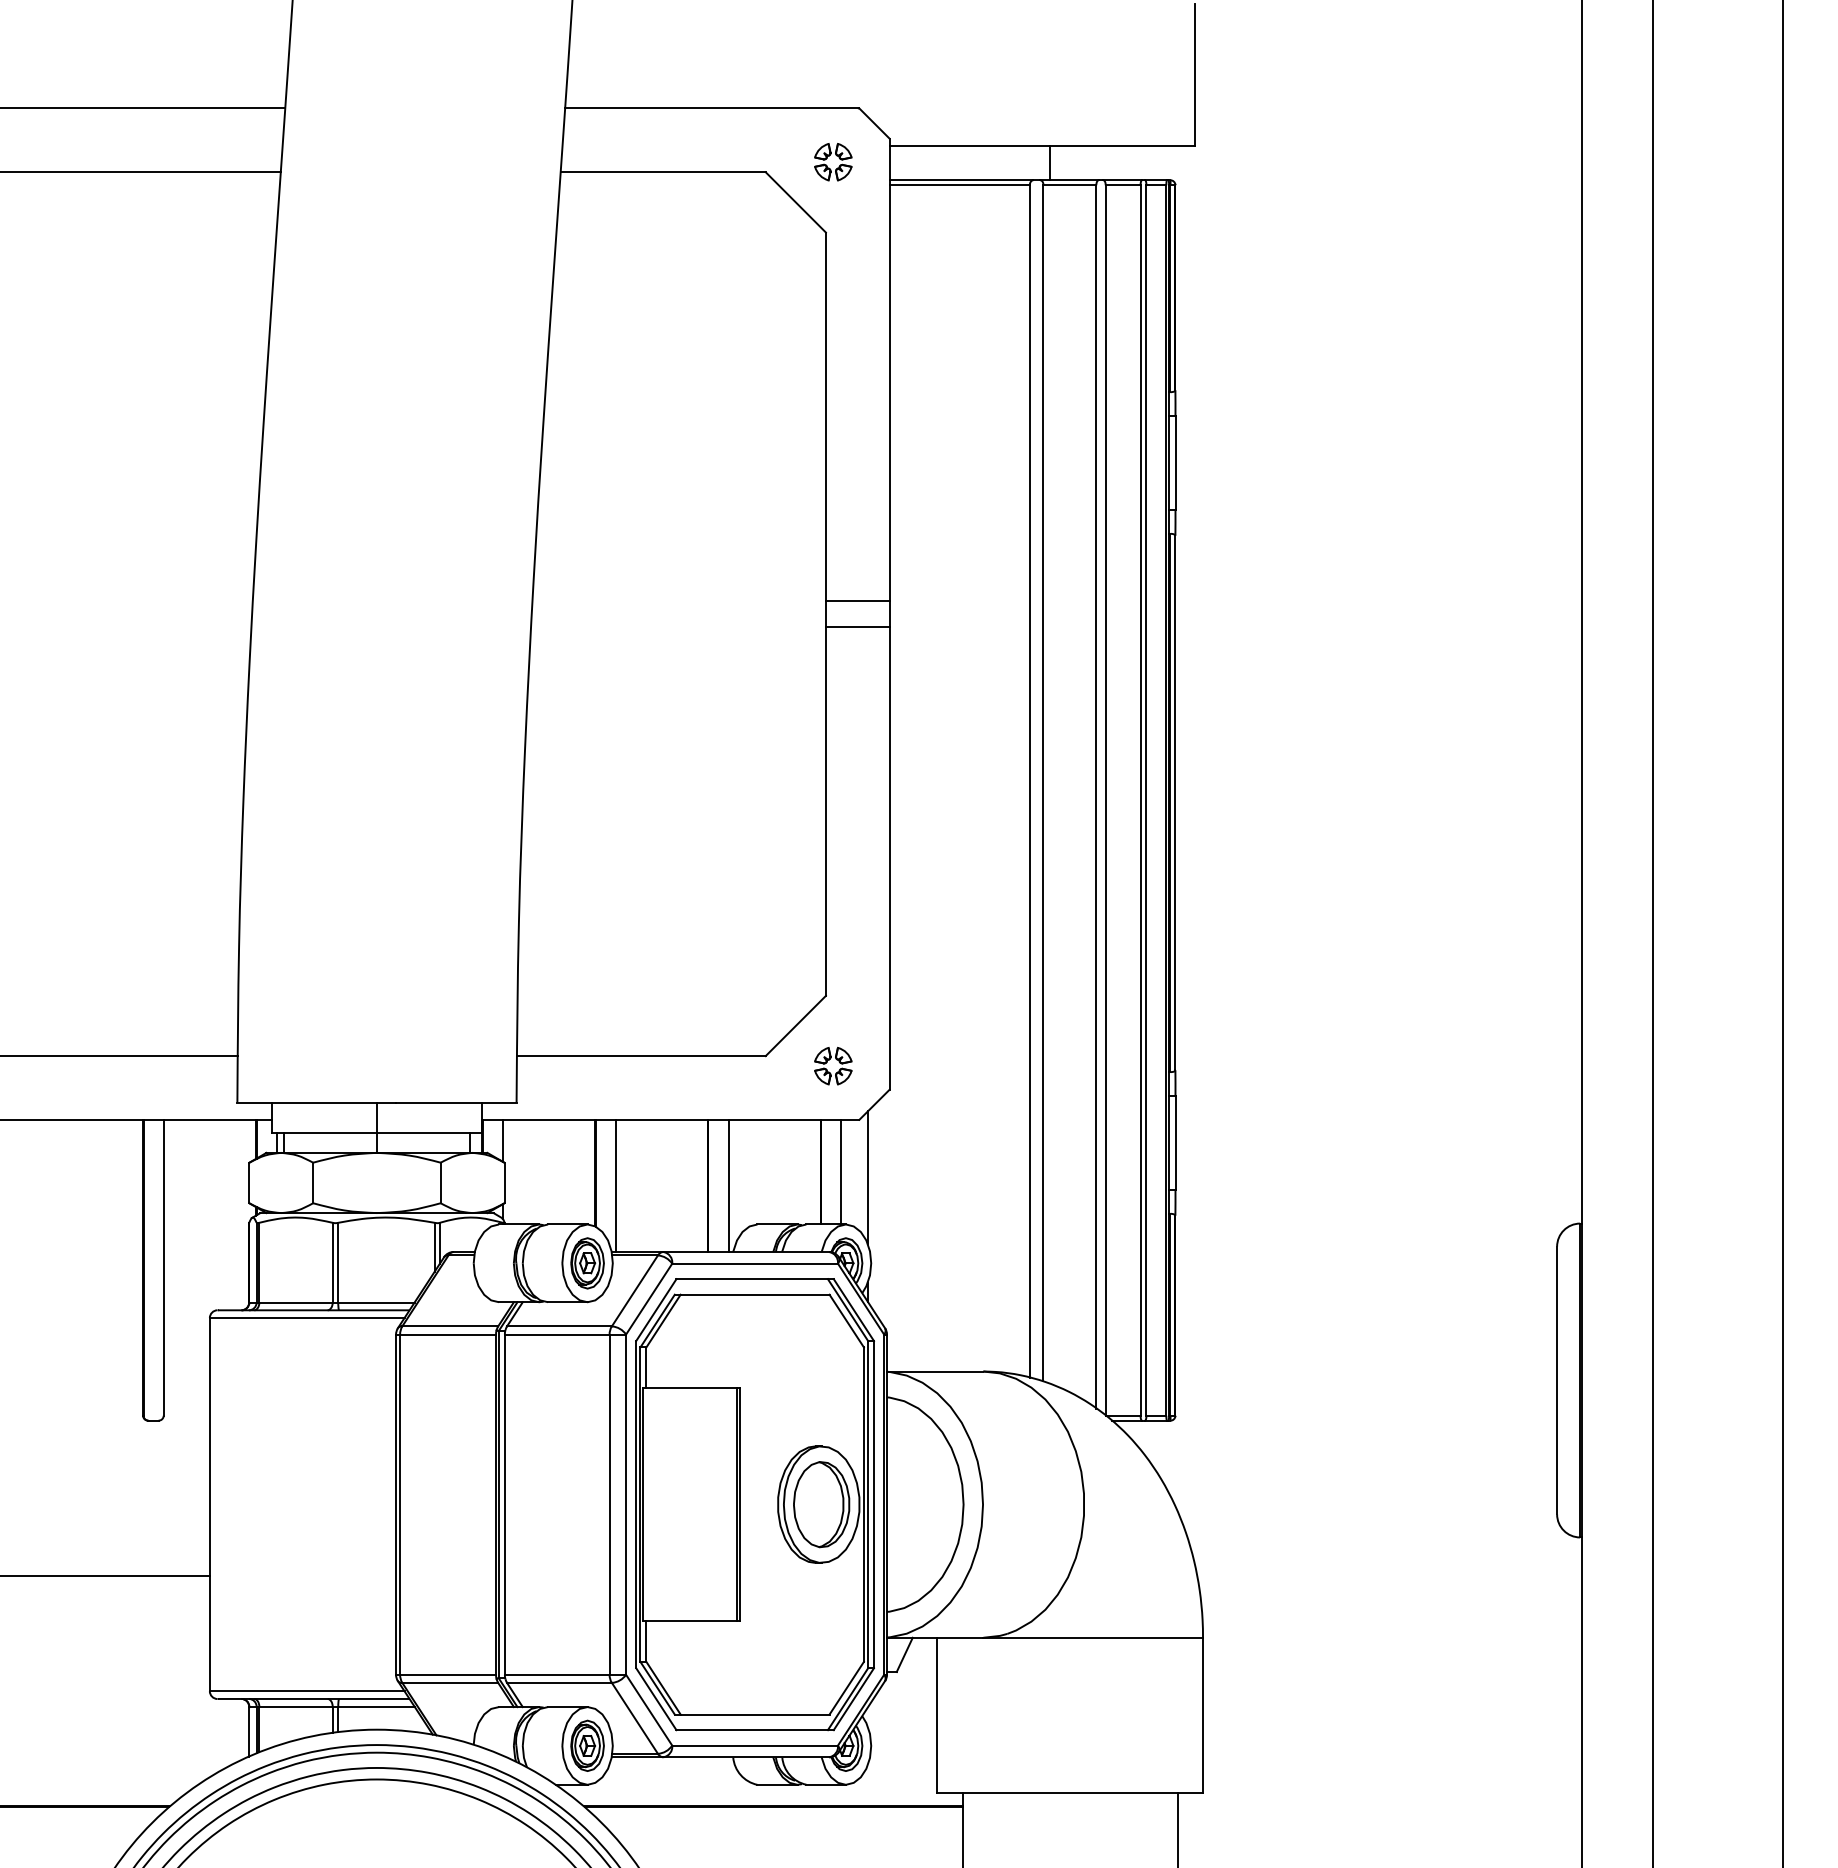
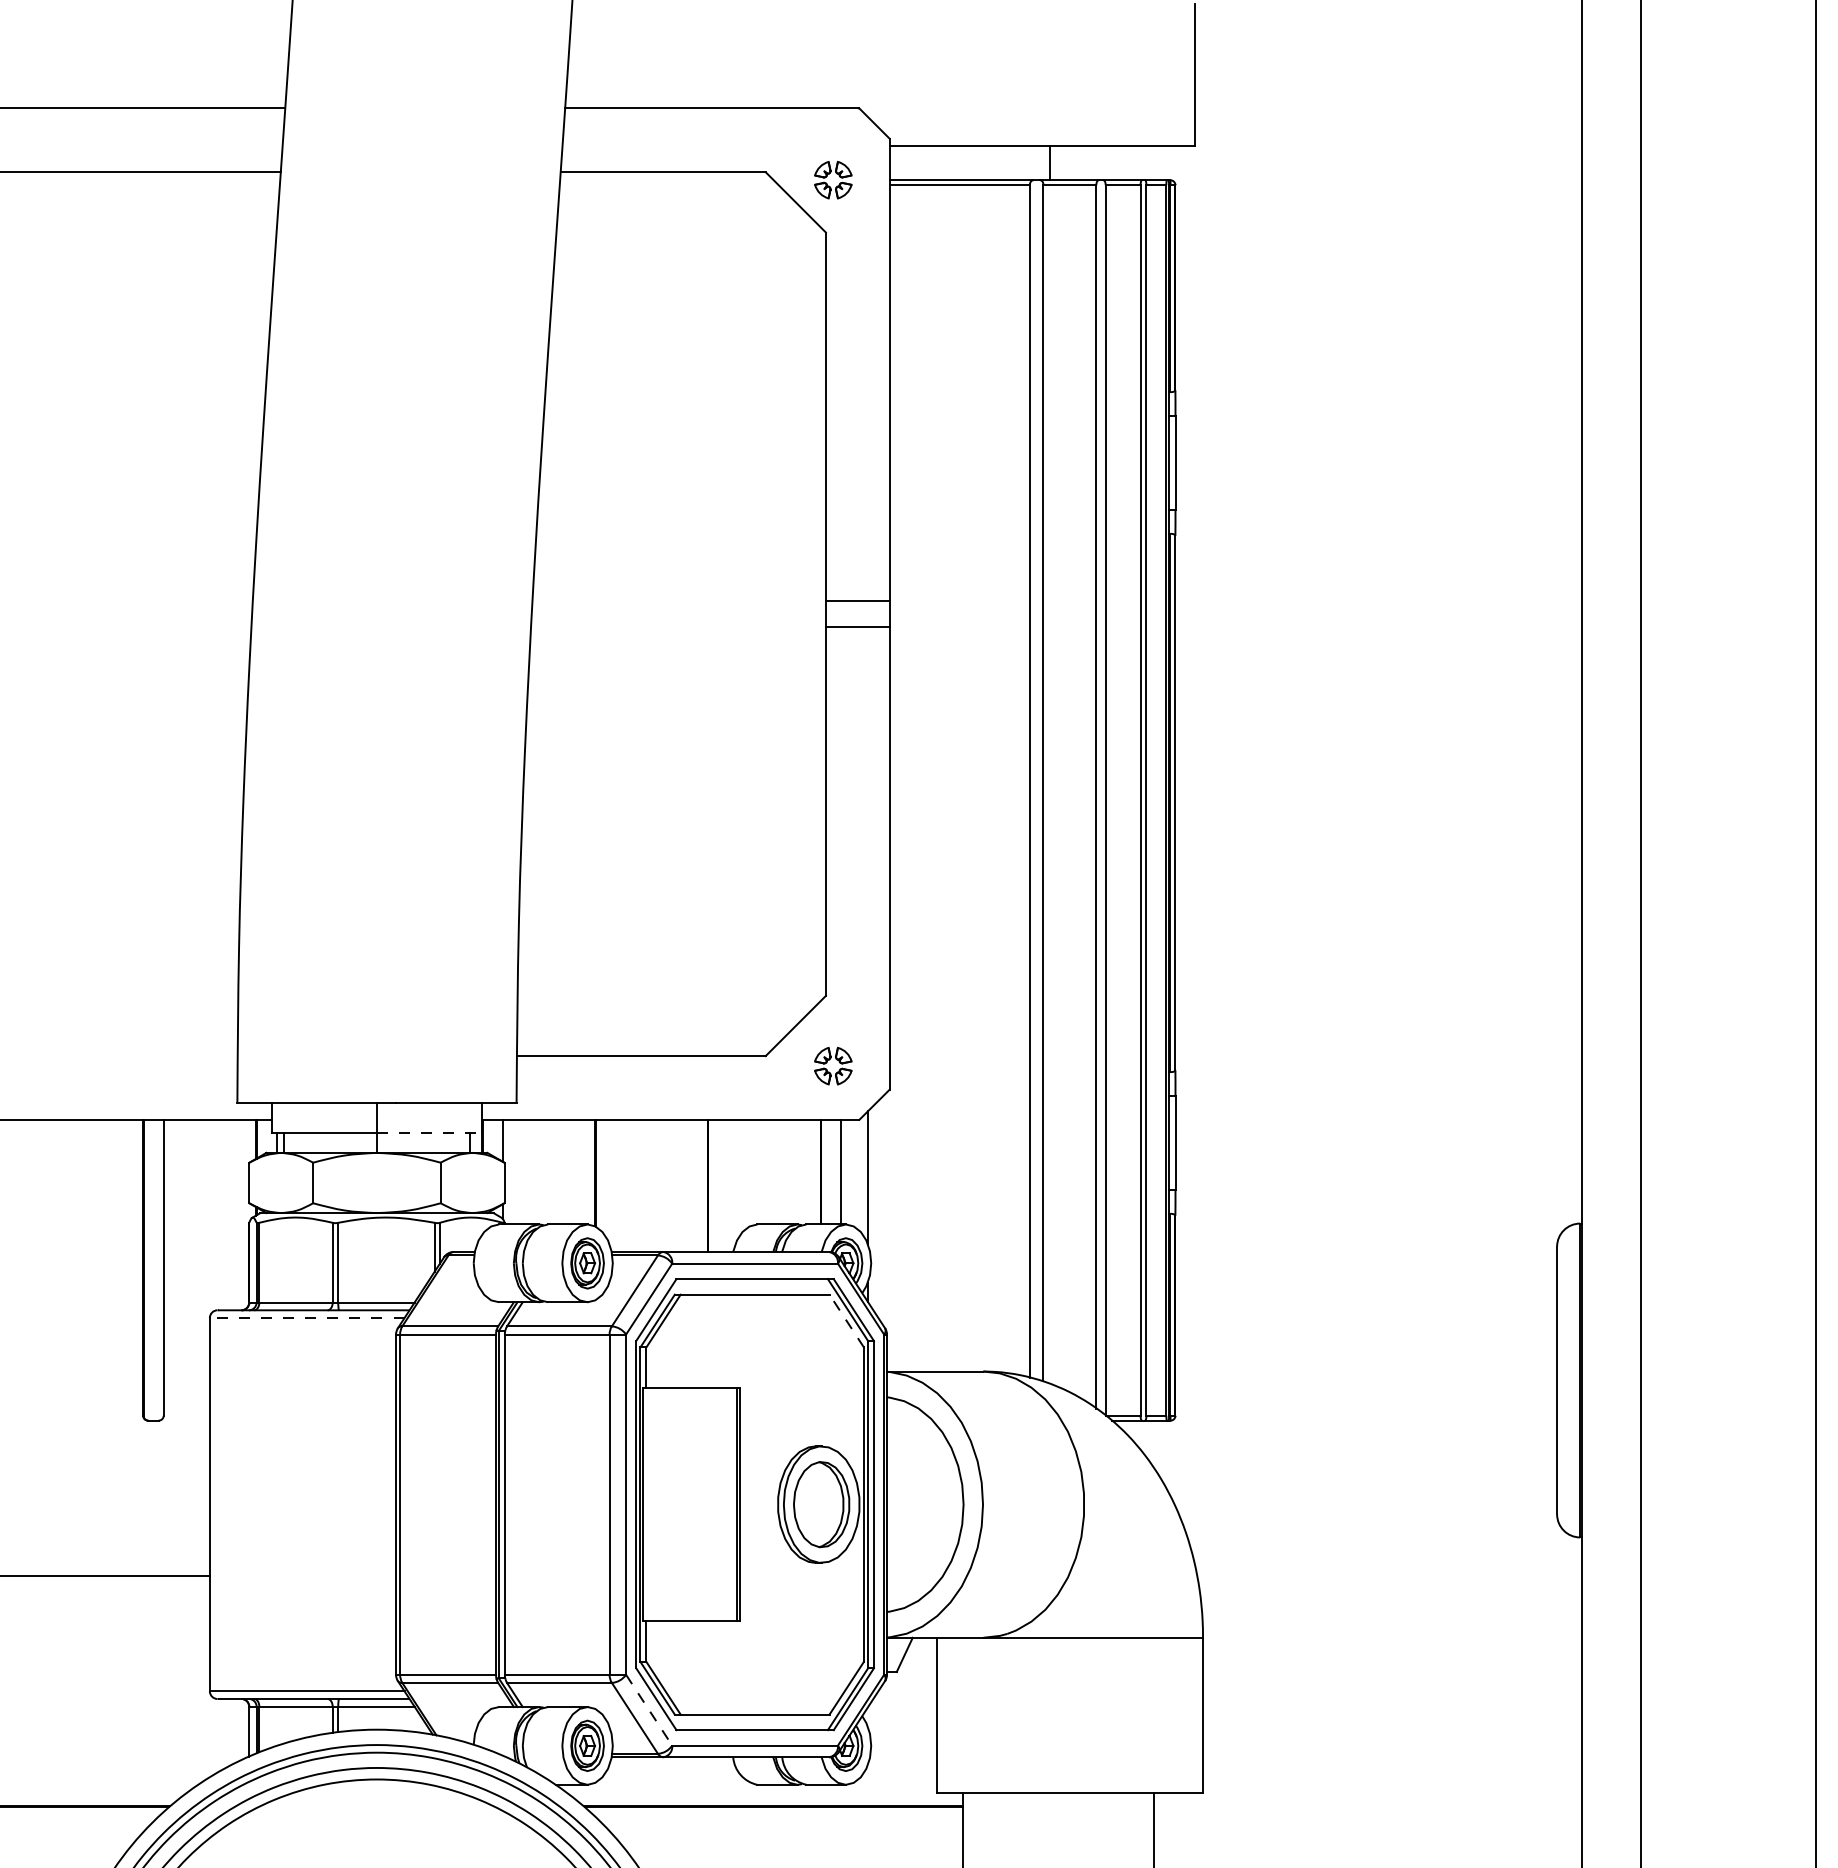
part position: (838, 166) -> (838, 184) (838, 184)
line position: (1652, 933) -> (1640, 933) (1640, 933)
line position: (1783, 933) -> (1816, 933) (1816, 933)
line: present -> none (119, 1056)
line: solid -> dashed (429, 1132)
line: present -> none (615, 1185)
line: present -> none (728, 1185)
line: solid -> dashed (306, 1318)
line: solid -> dashed (846, 1320)
line: solid -> dashed (649, 1710)
line position: (1177, 1828) -> (1154, 1828) (1154, 1828)
